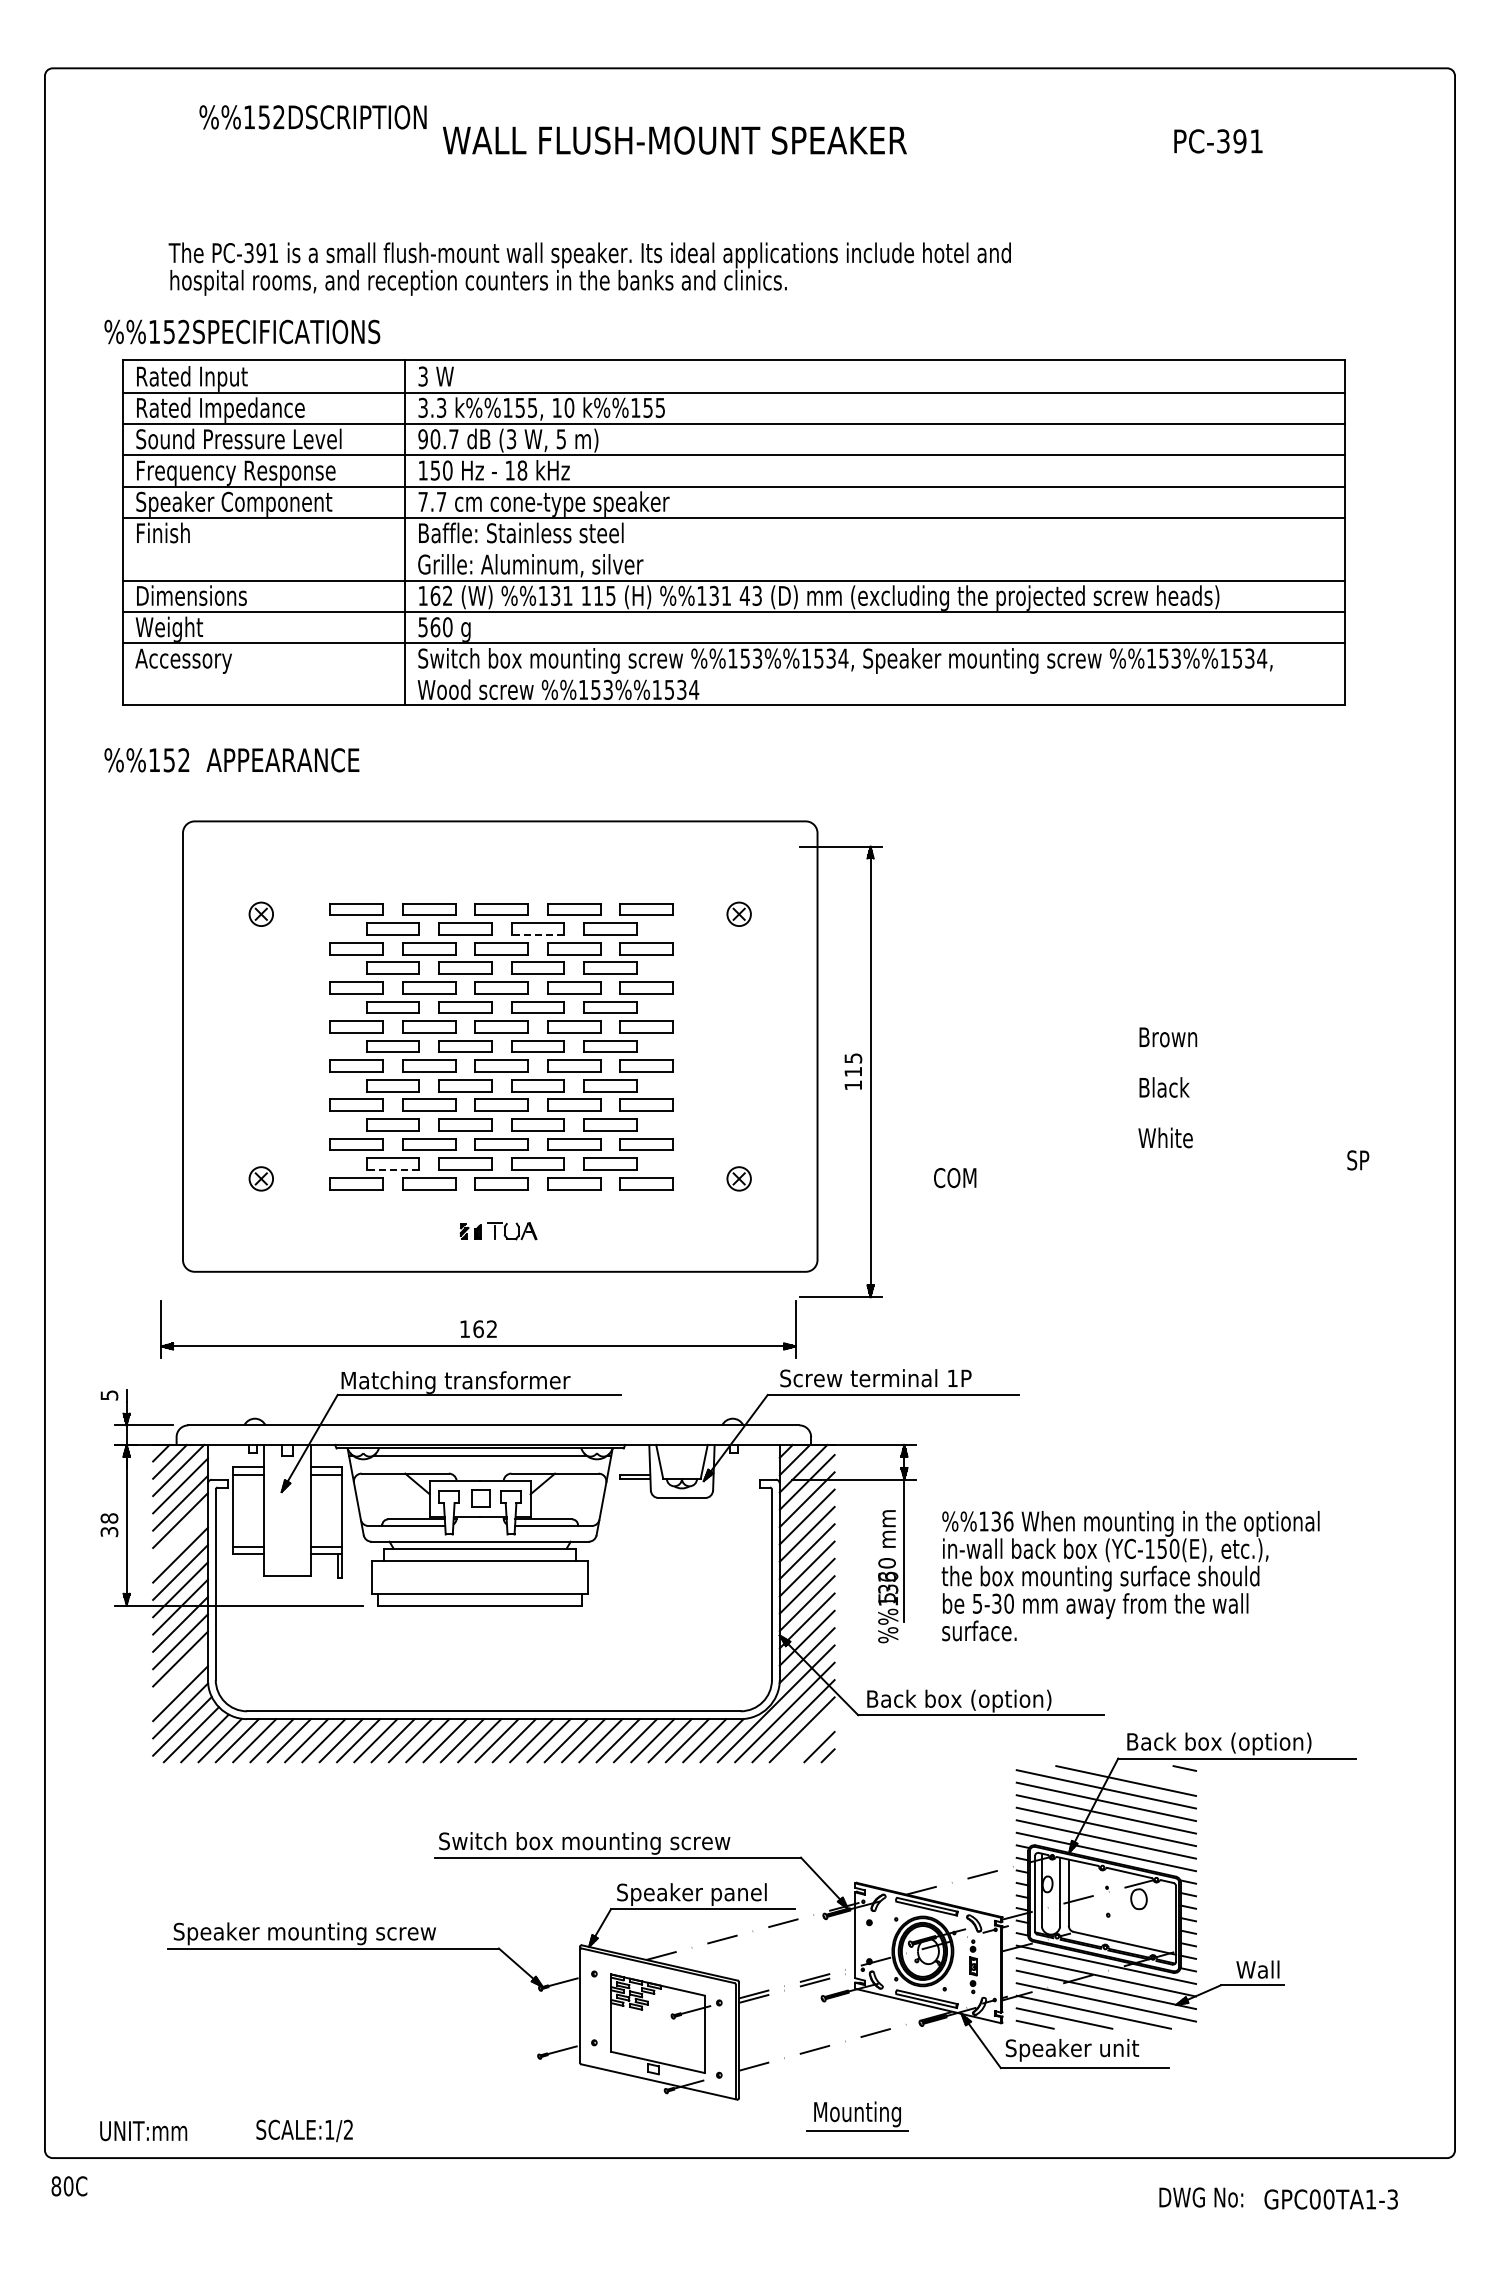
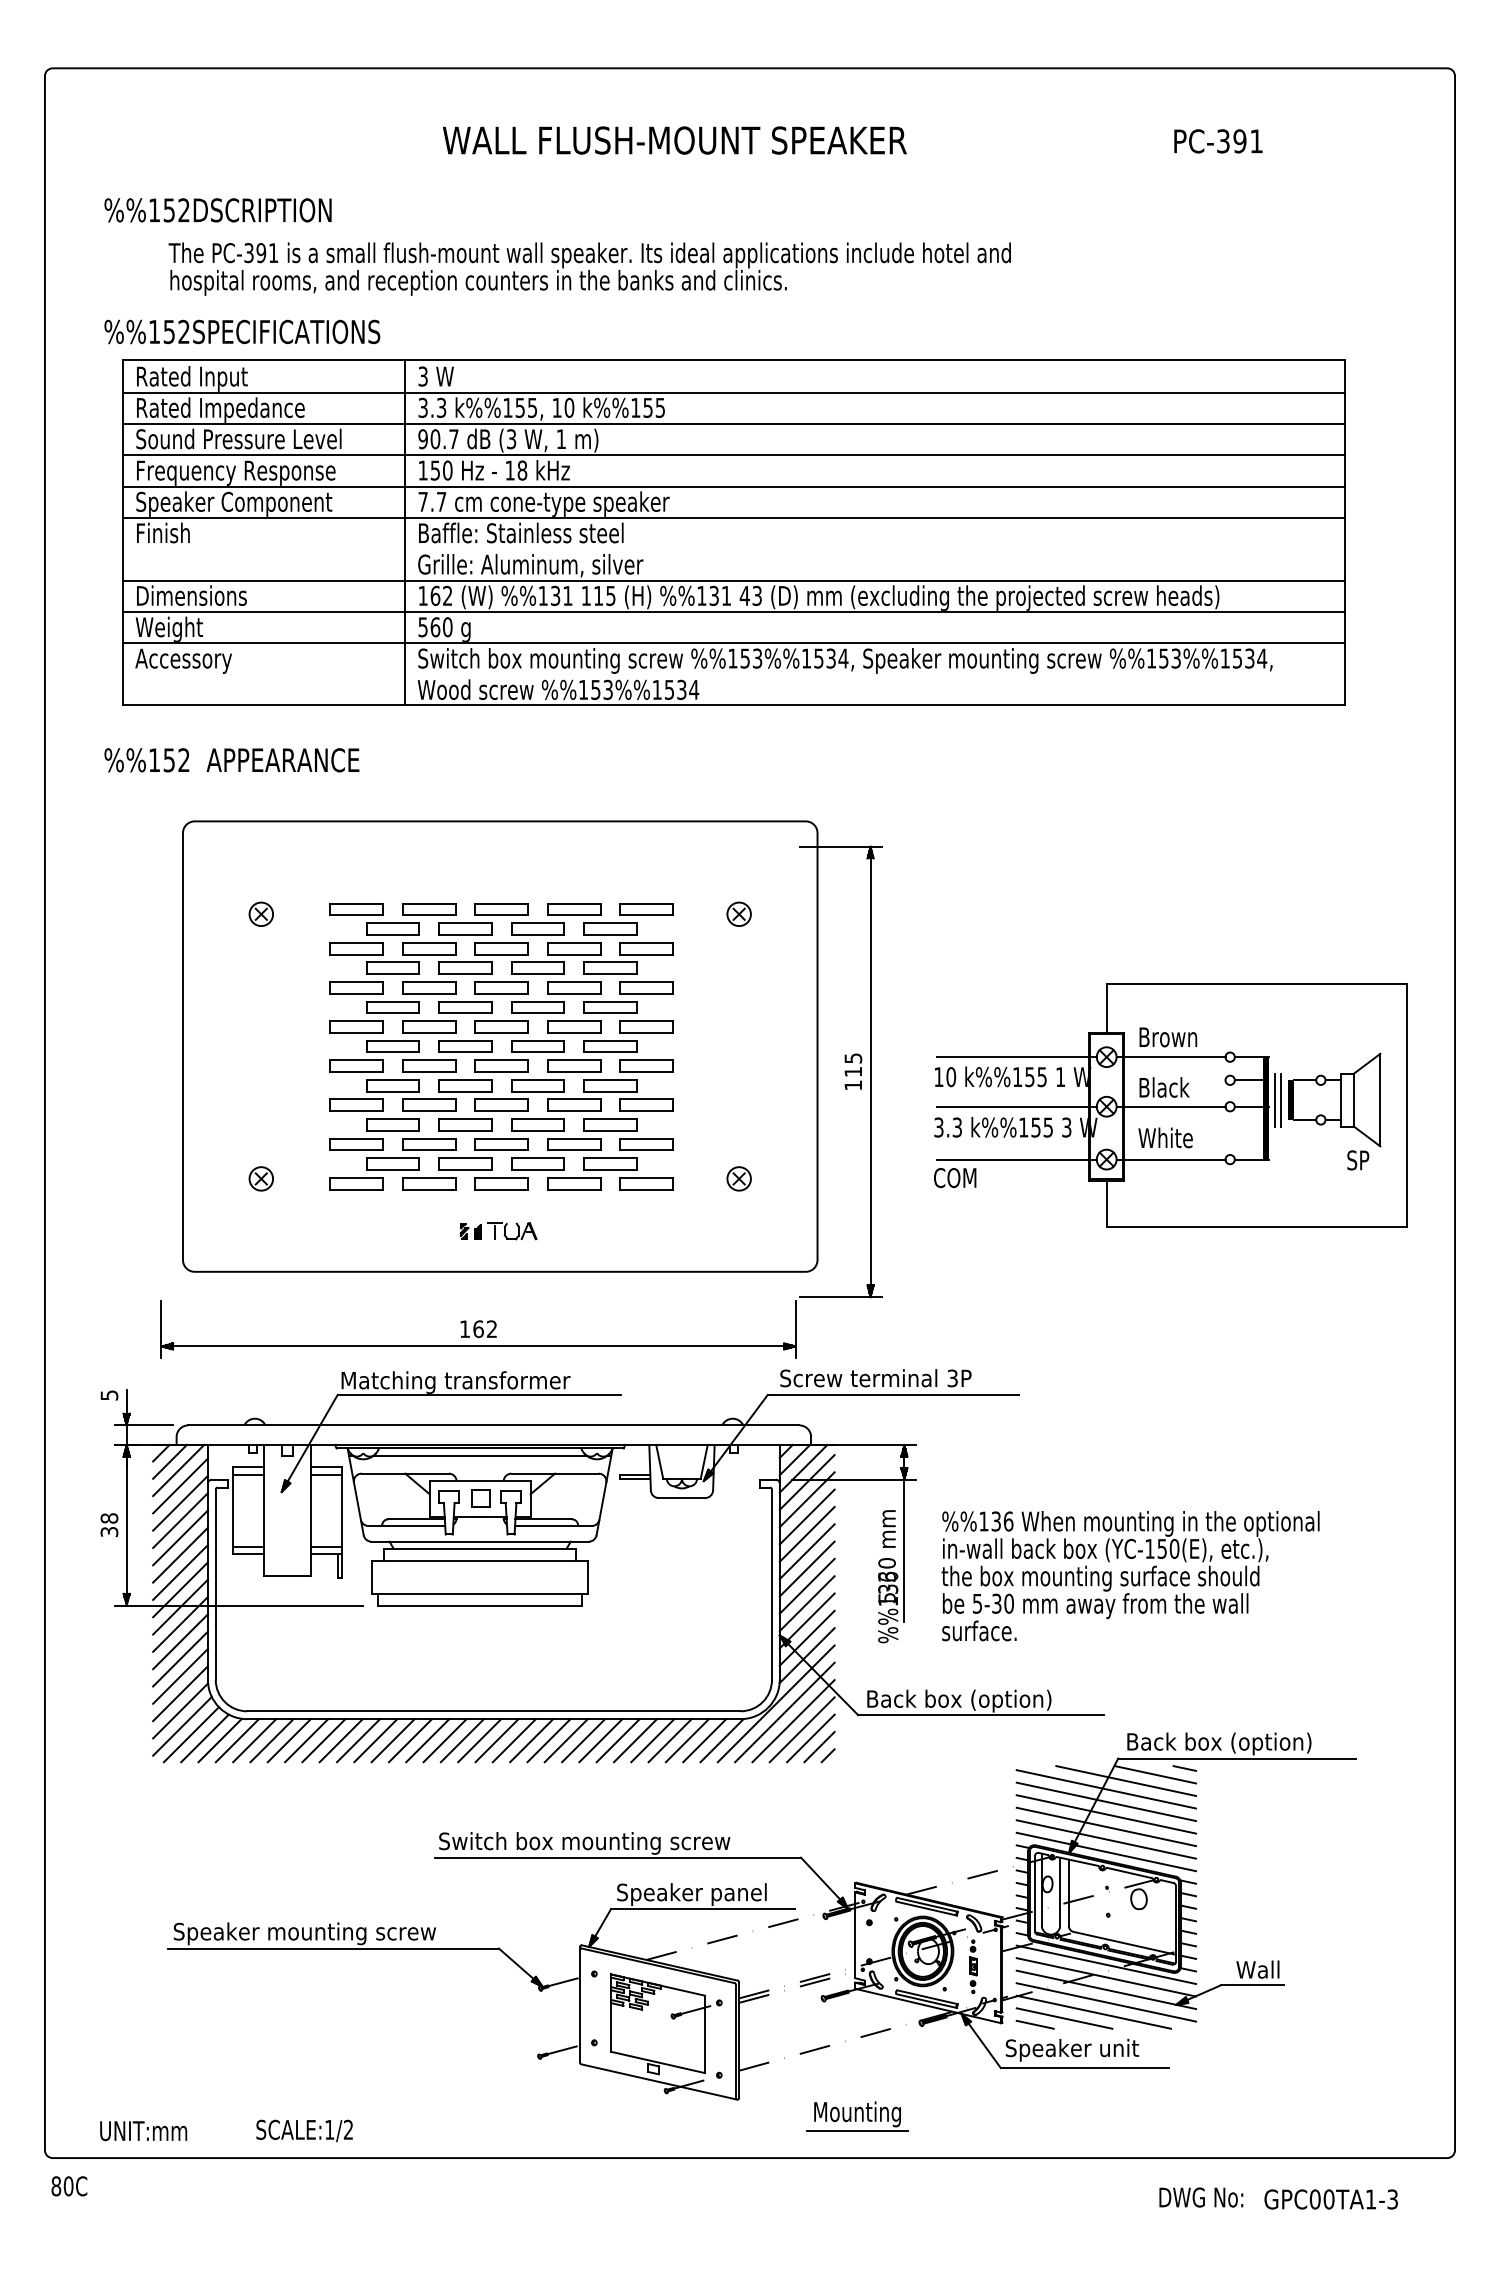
text position: (312, 117) -> (217, 210) (217, 210)
text: 5 -> 1 (560, 439)
line: dashed -> solid (537, 934)
part: none -> present (1170, 1105)
line: dashed -> solid (392, 1169)
text: 1P -> 3P (952, 1378)
line: none -> present (180, 1537)
line: none -> present (180, 1675)
line: none -> present (810, 1738)
line: none -> present (1155, 1774)
